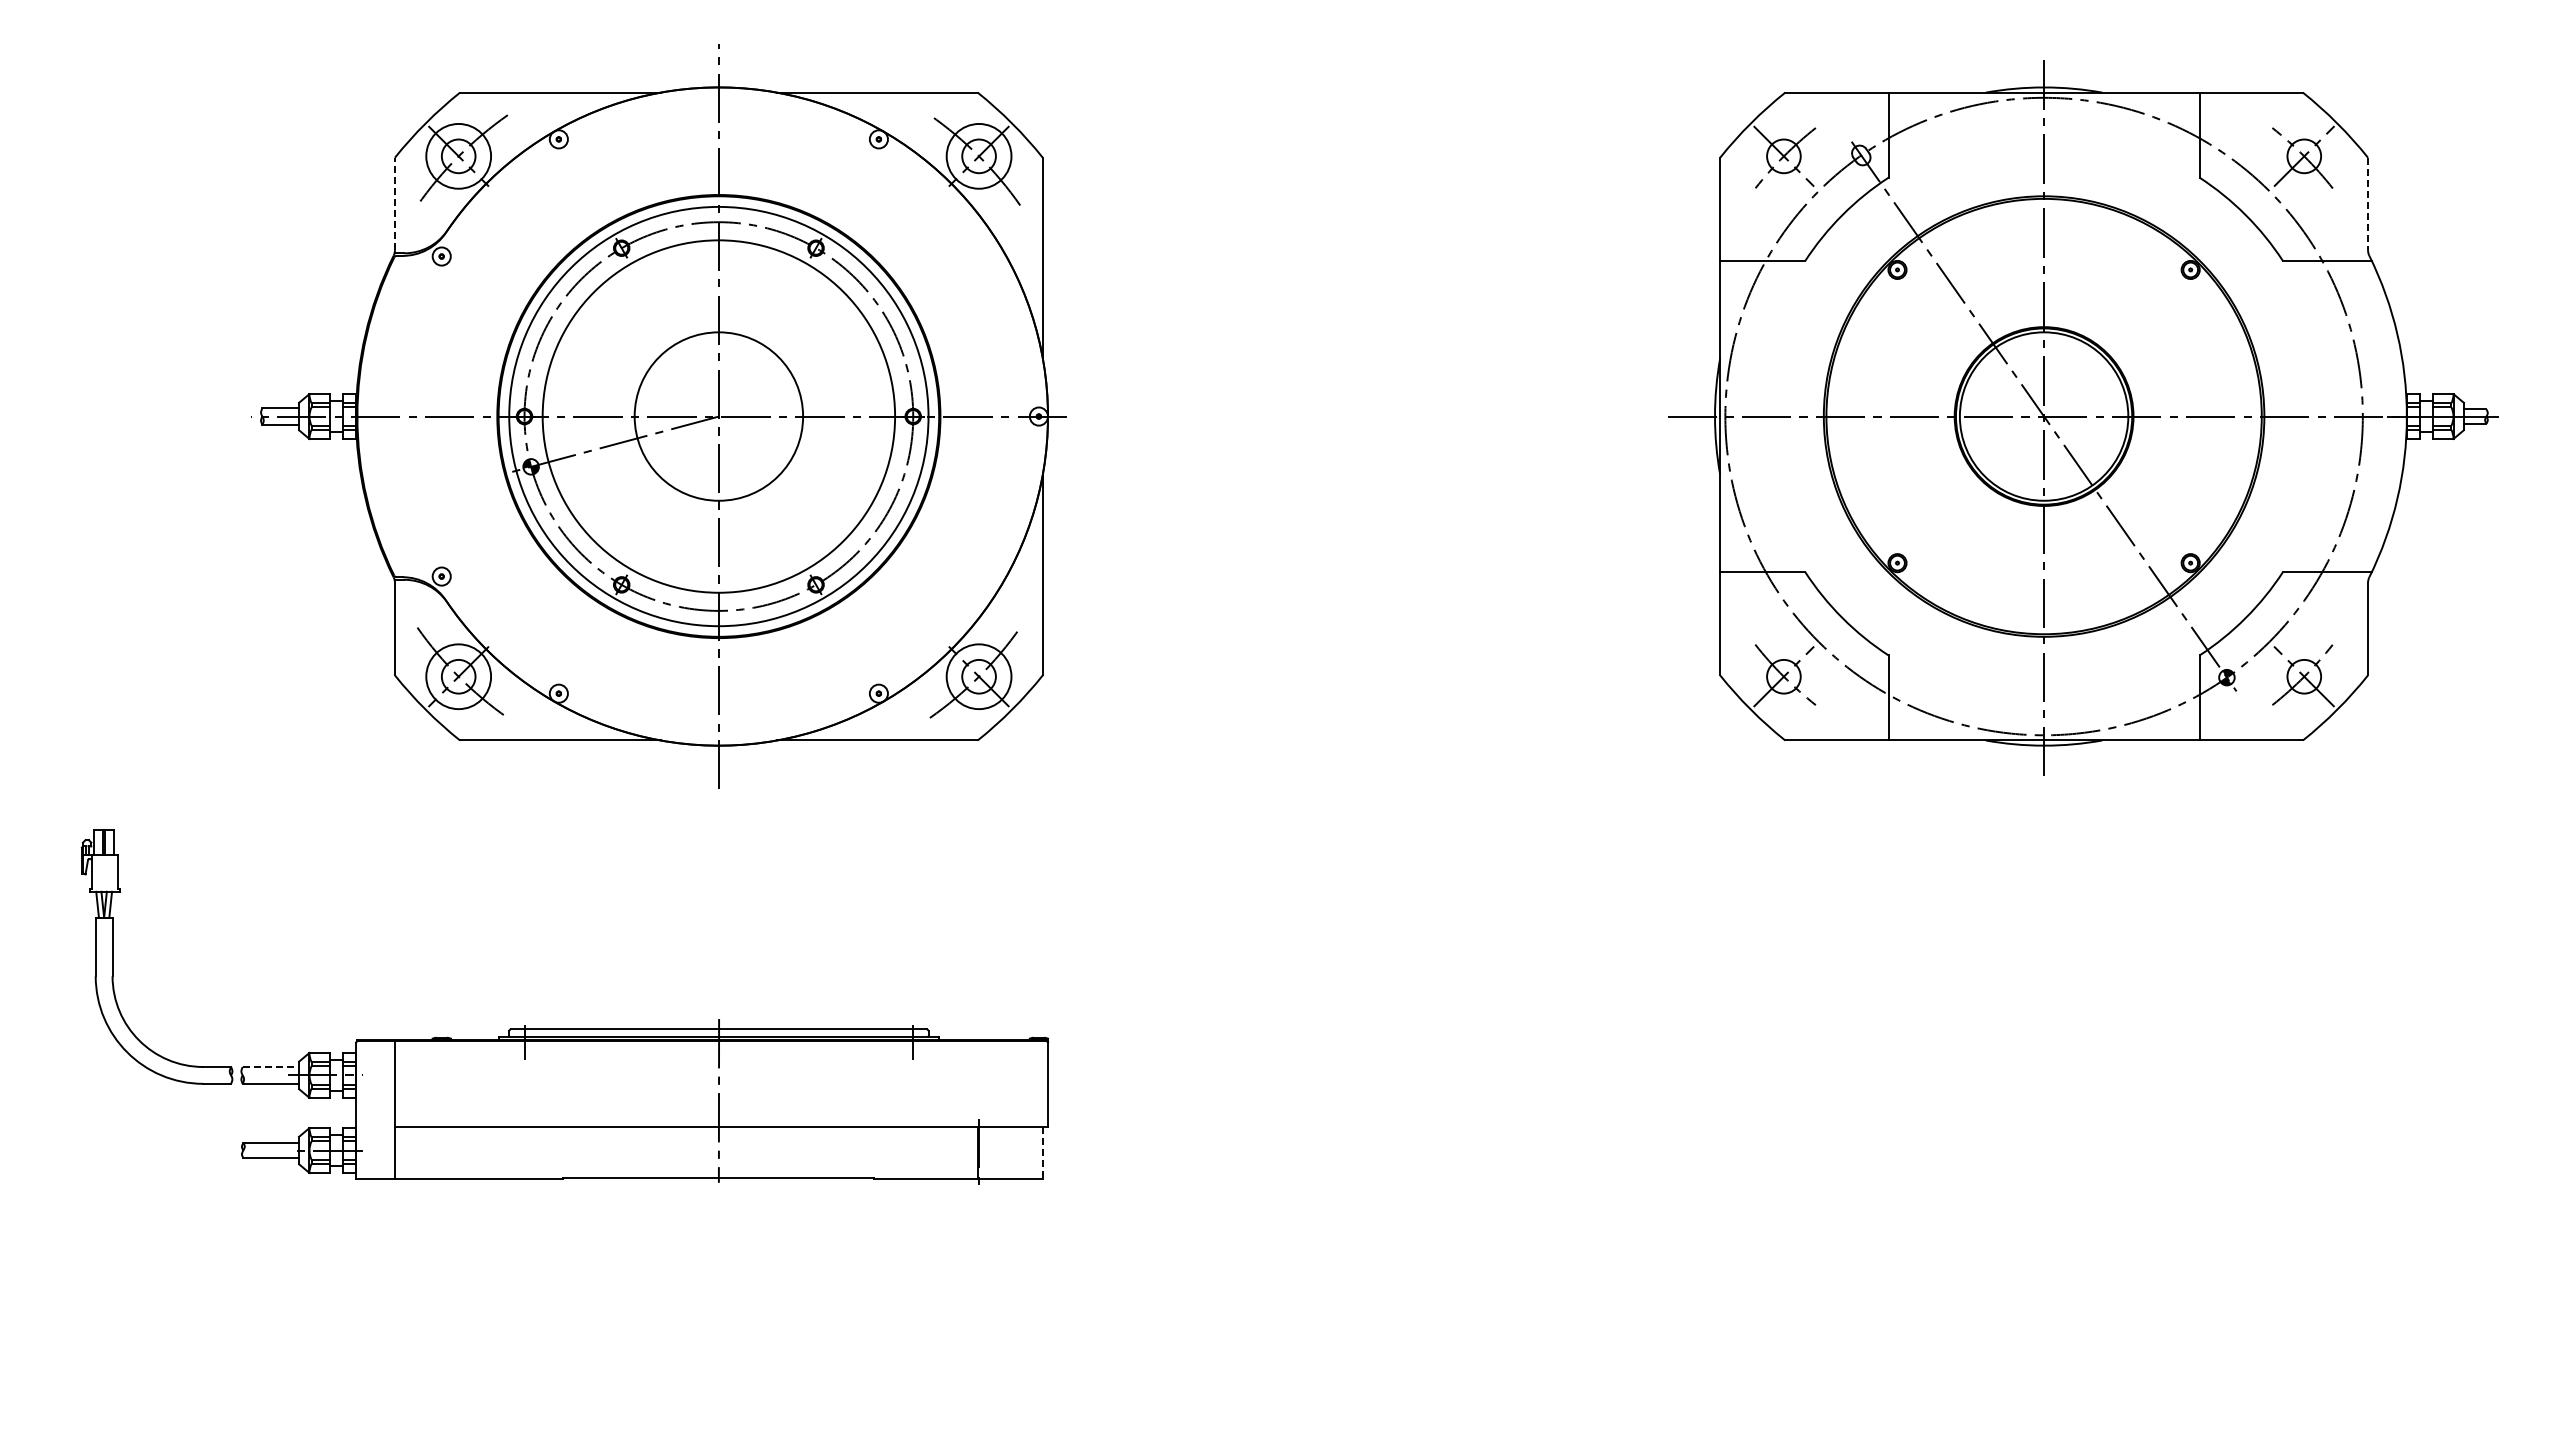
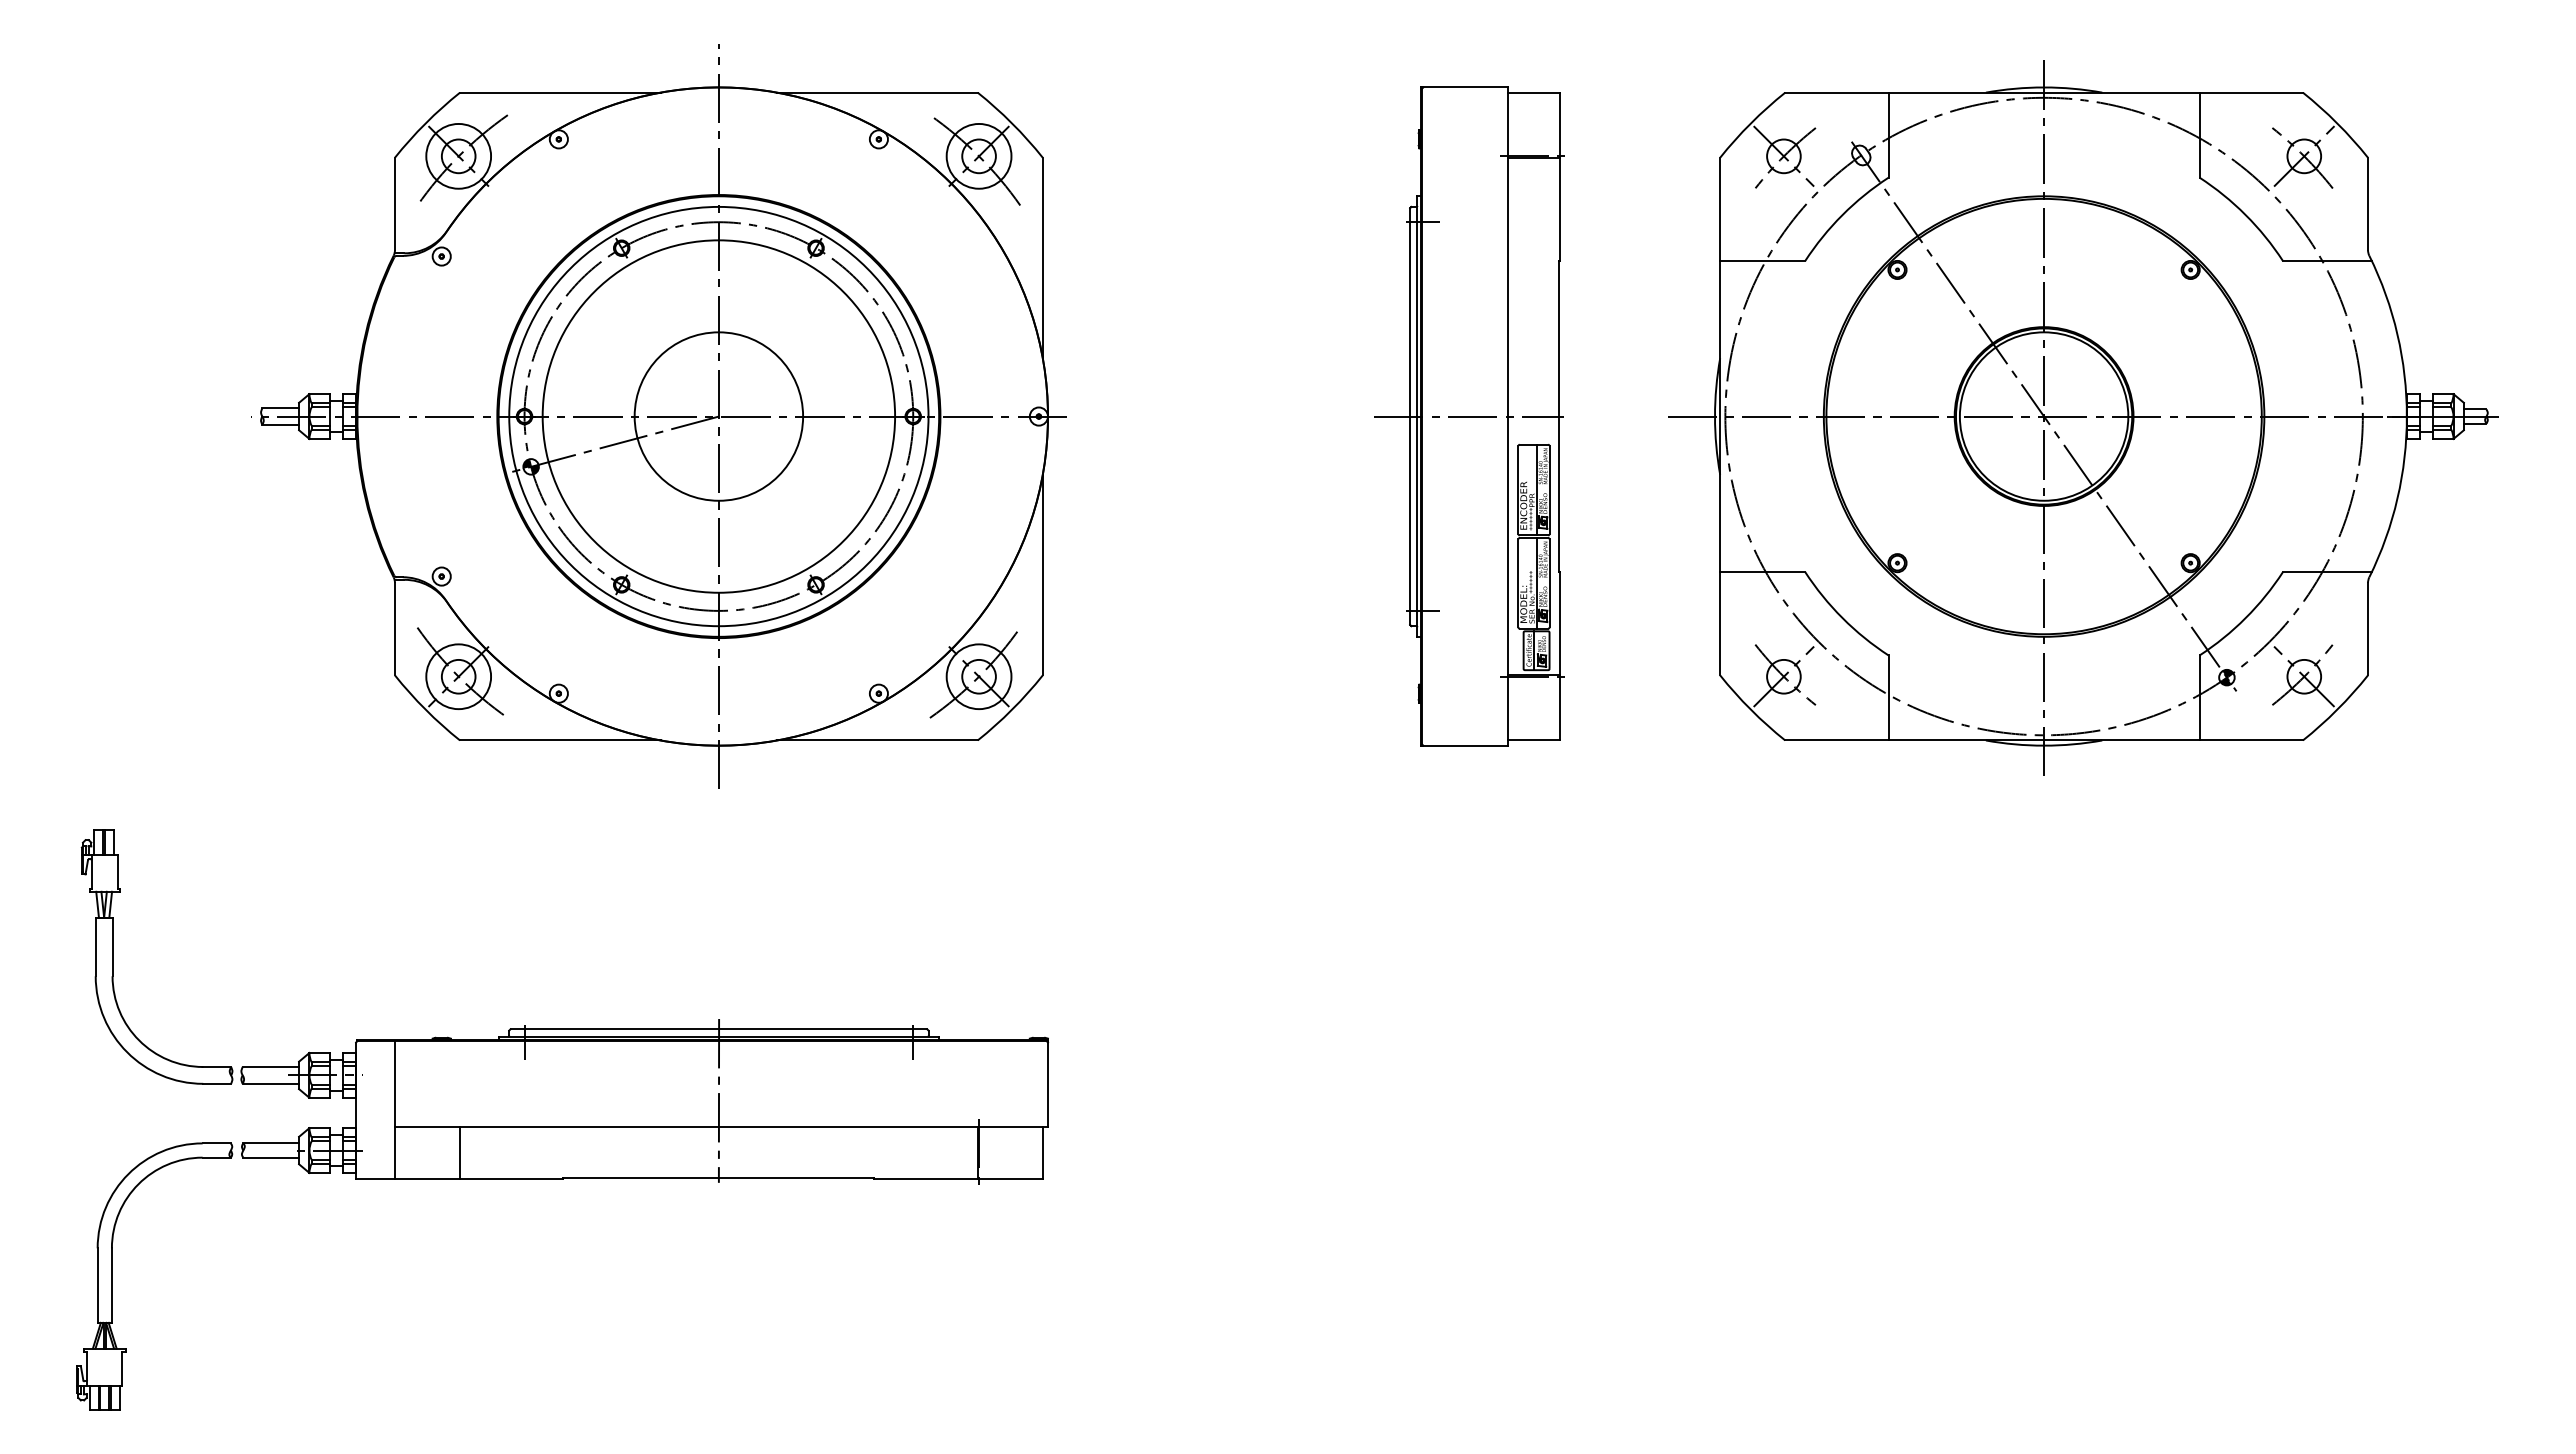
line: dashed -> solid (394, 203)
line: dashed -> solid (2368, 204)
part: none -> present (1469, 416)
line: dashed -> solid (271, 1066)
line: none -> present (460, 1153)
line: dashed -> solid (1042, 1153)
part: none -> present (112, 1276)
